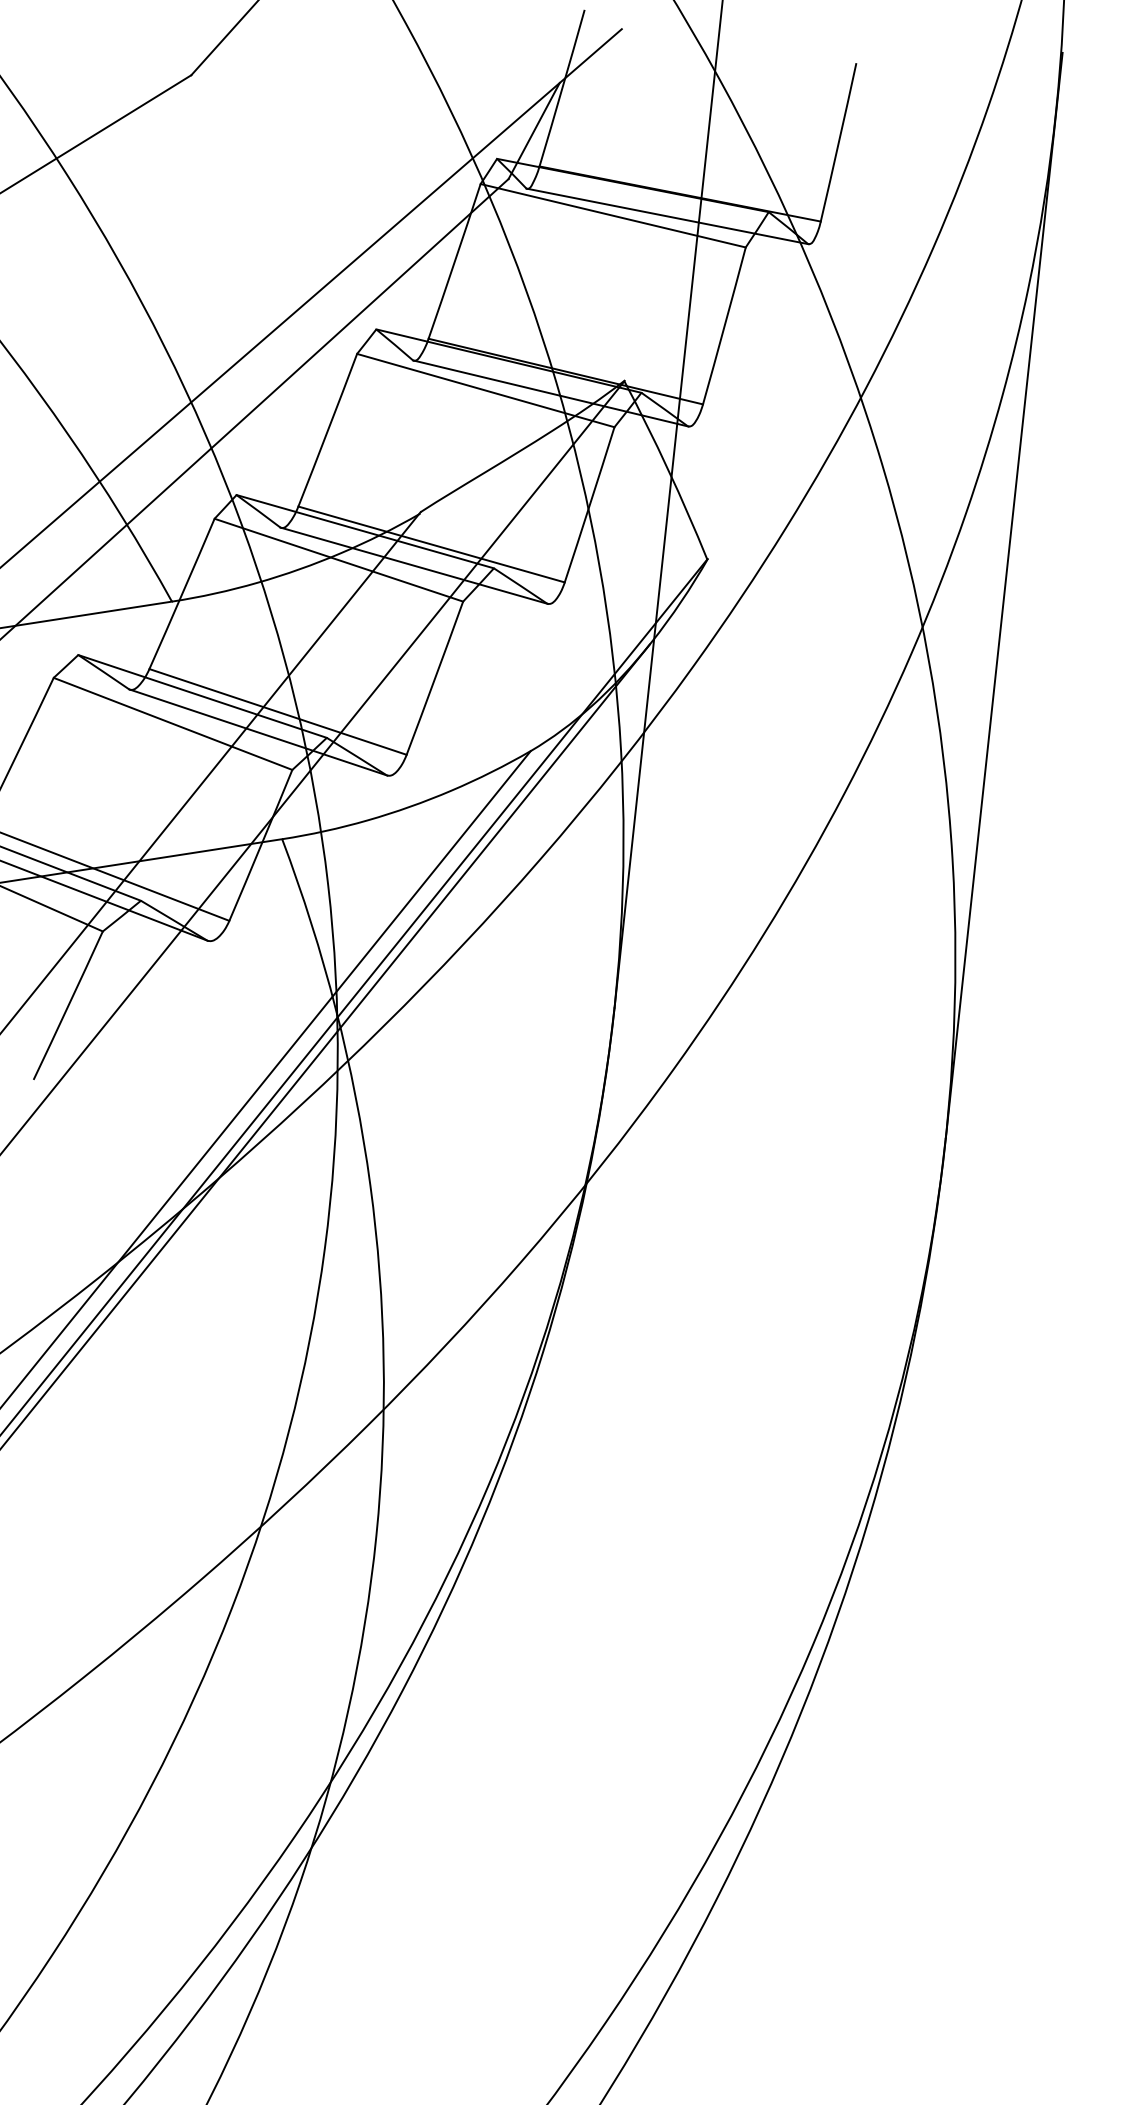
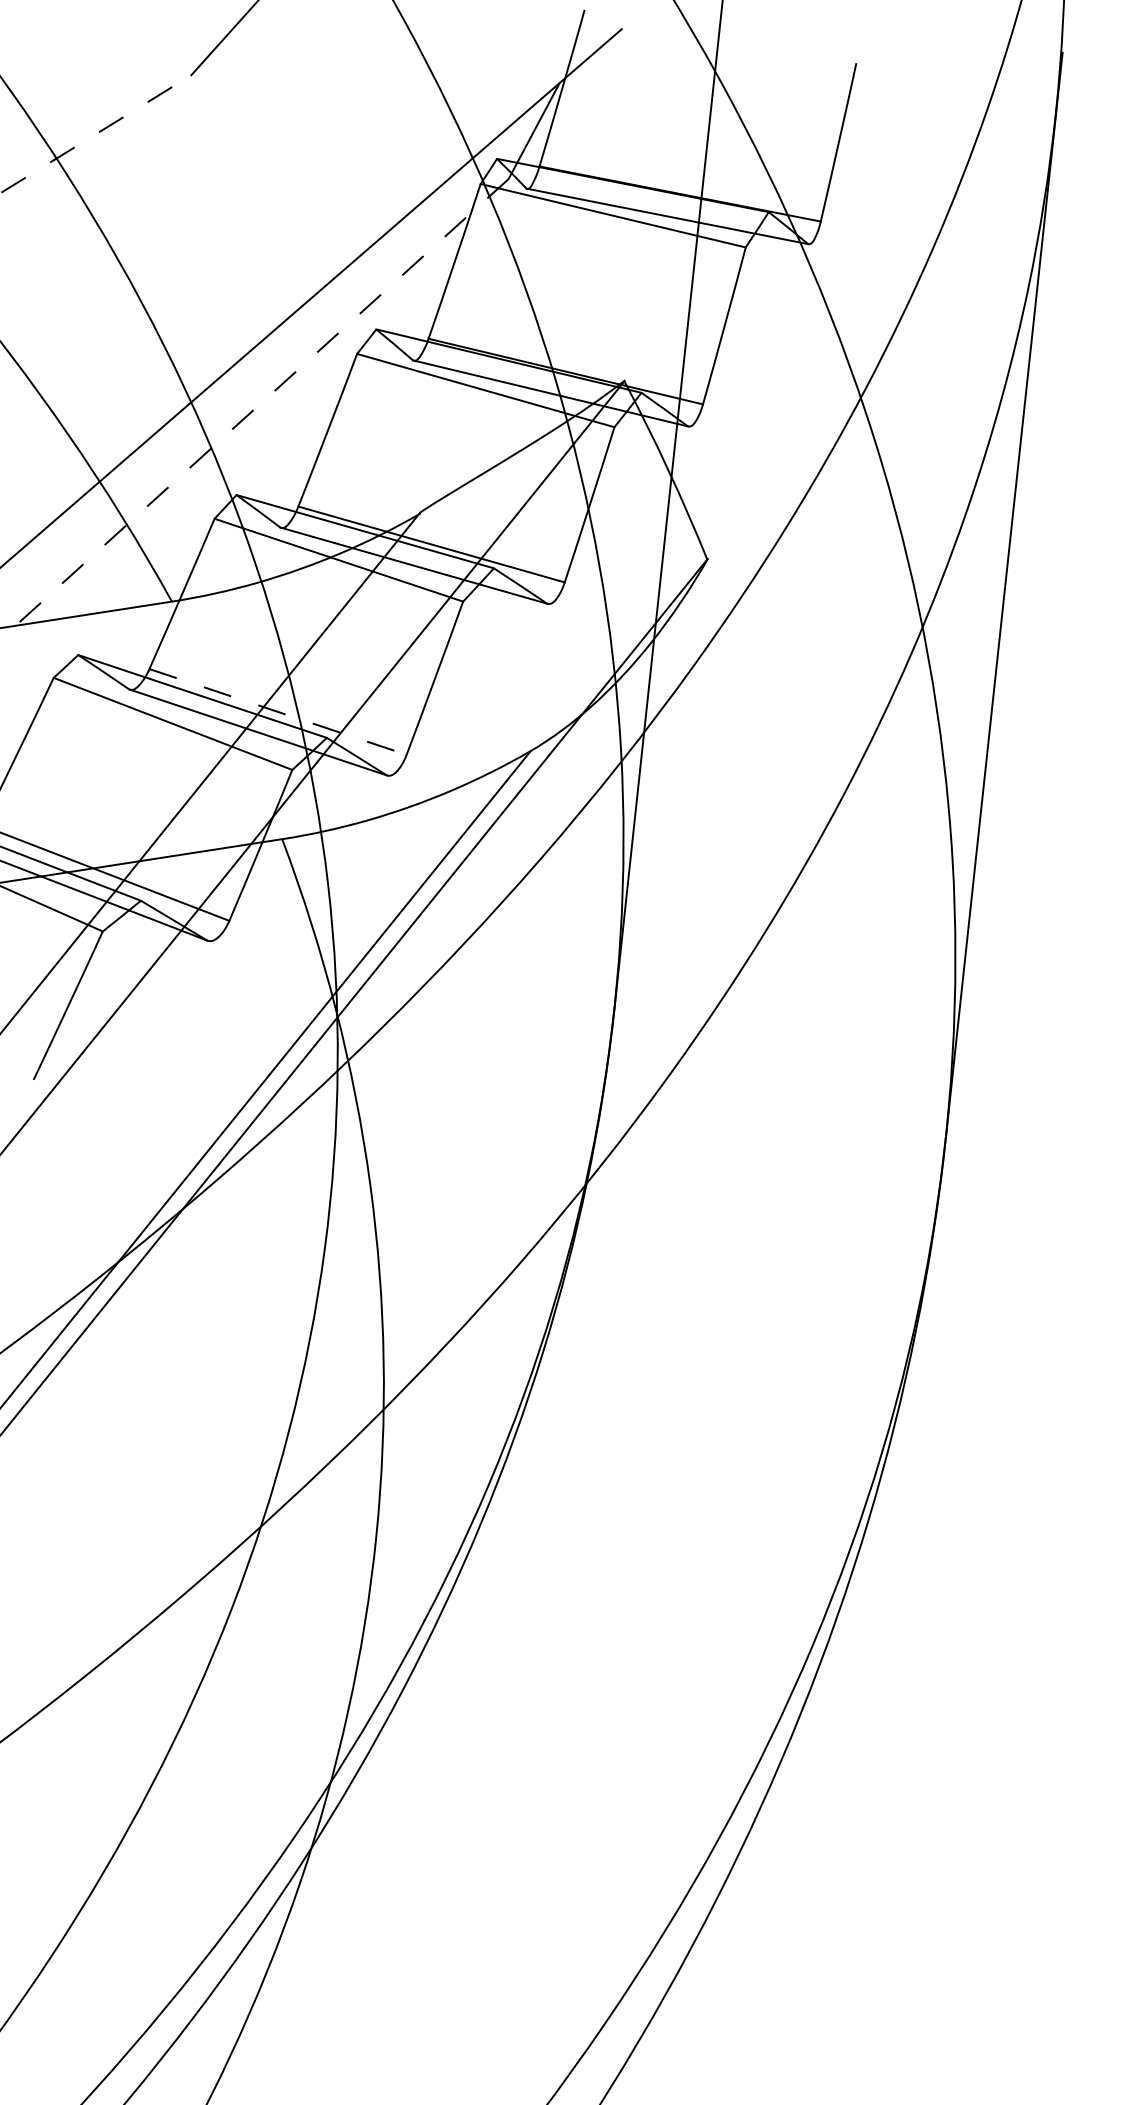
line: solid -> dashed (96, 134)
line: solid -> dashed (254, 409)
line: solid -> dashed (278, 711)
line: present -> none (325, 1045)
